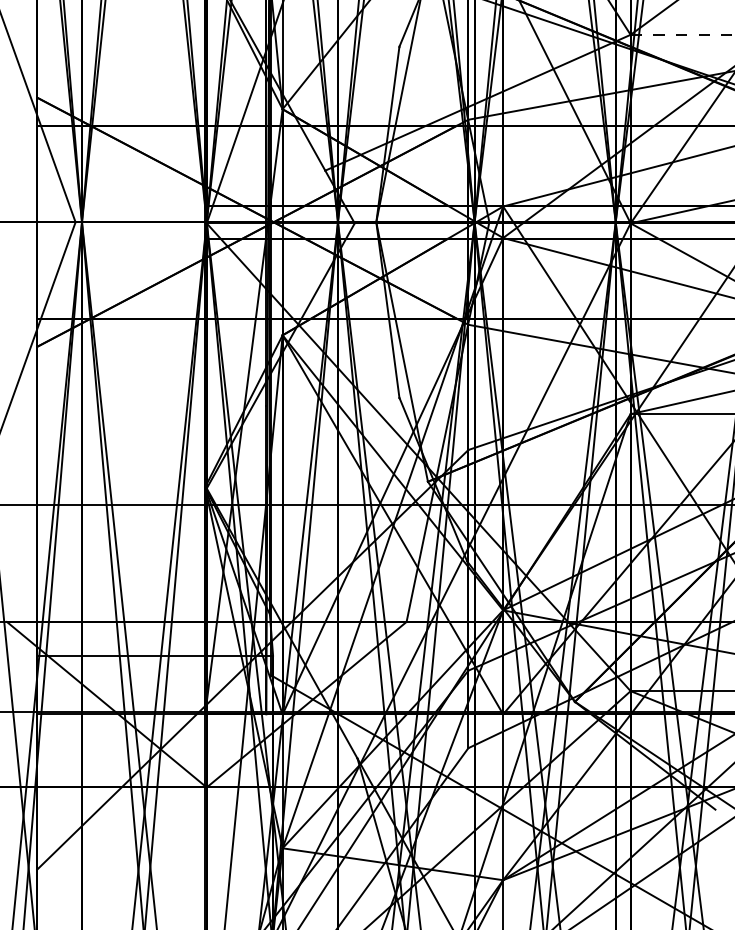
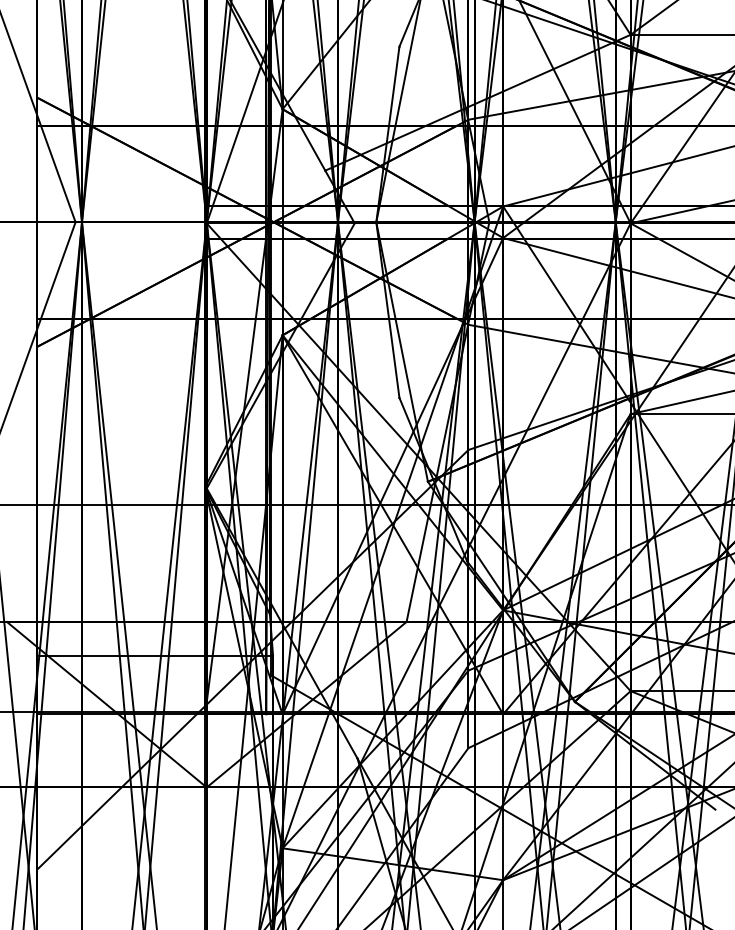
line: dashed -> solid (682, 34)
